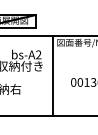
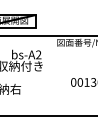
line: present -> none (52, 76)
